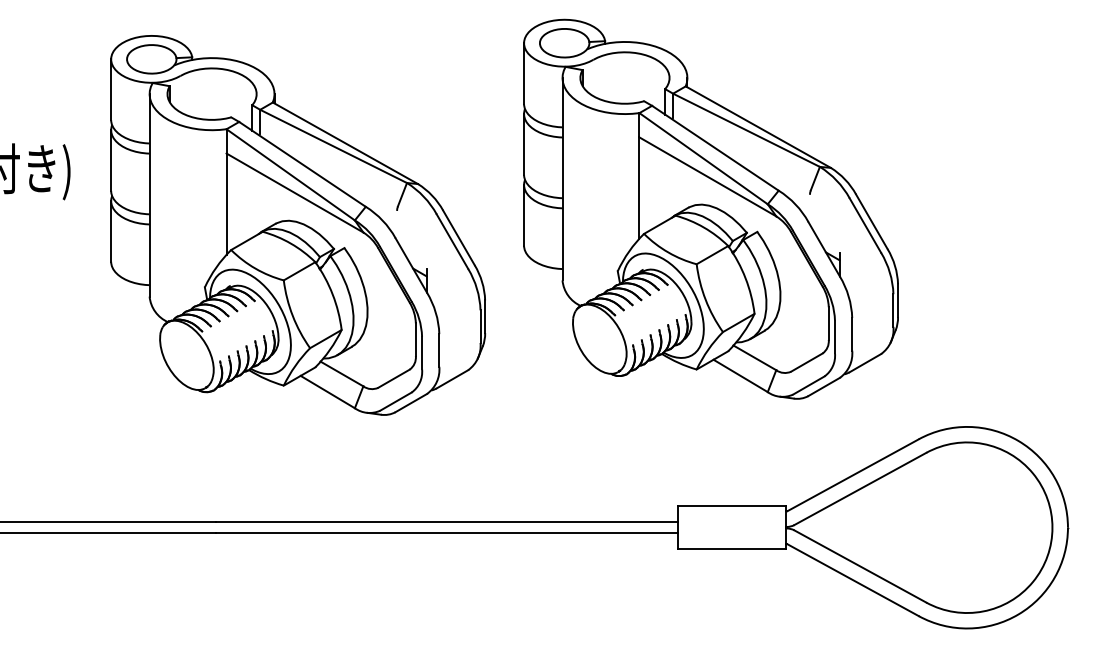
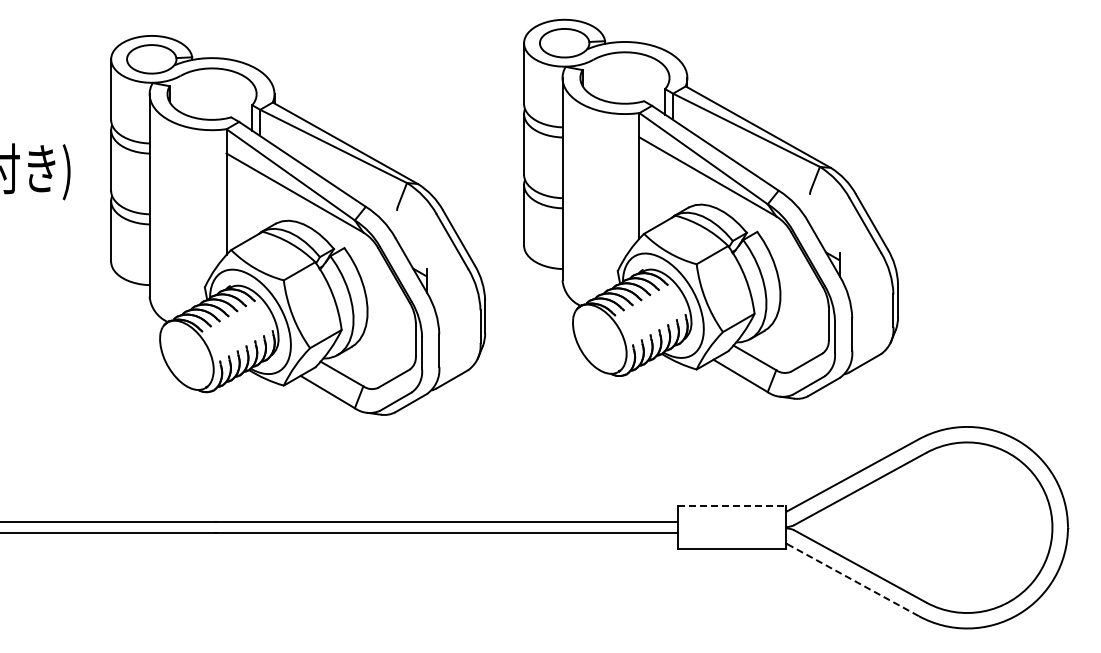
line: solid -> dashed (732, 506)
line: solid -> dashed (852, 579)
